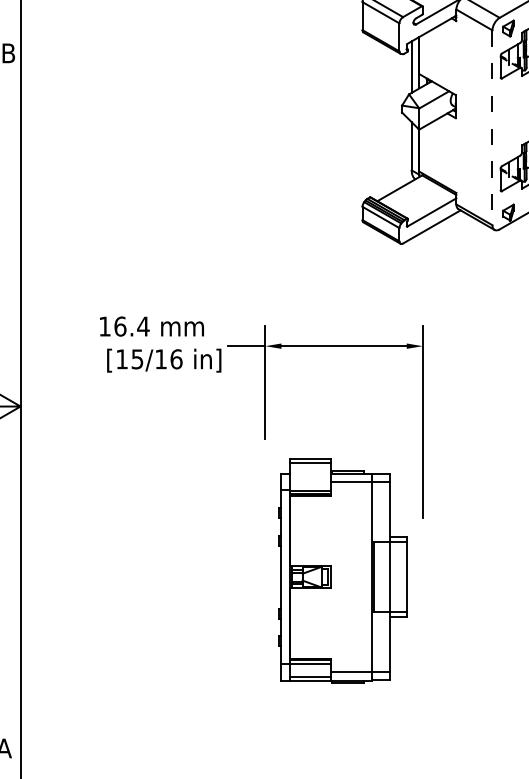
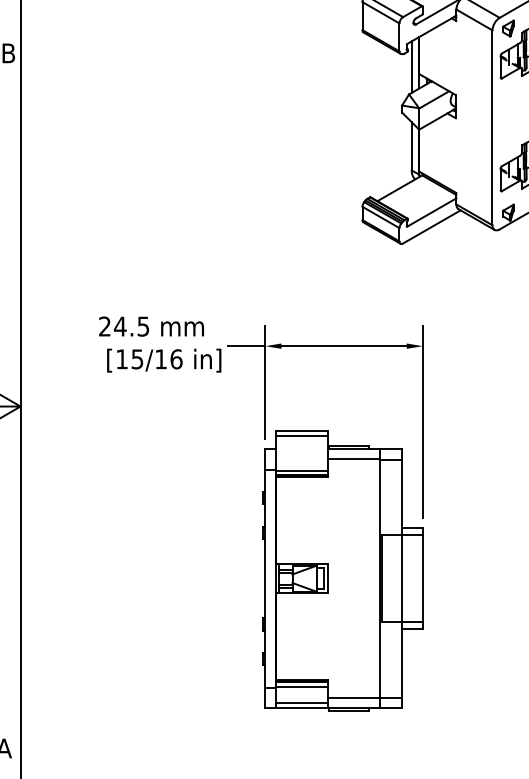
line: dashed -> solid (492, 128)
text: 16.4 -> 24.5 (124, 326)
part size: 130x226 px -> 162x282 px (342, 570)
